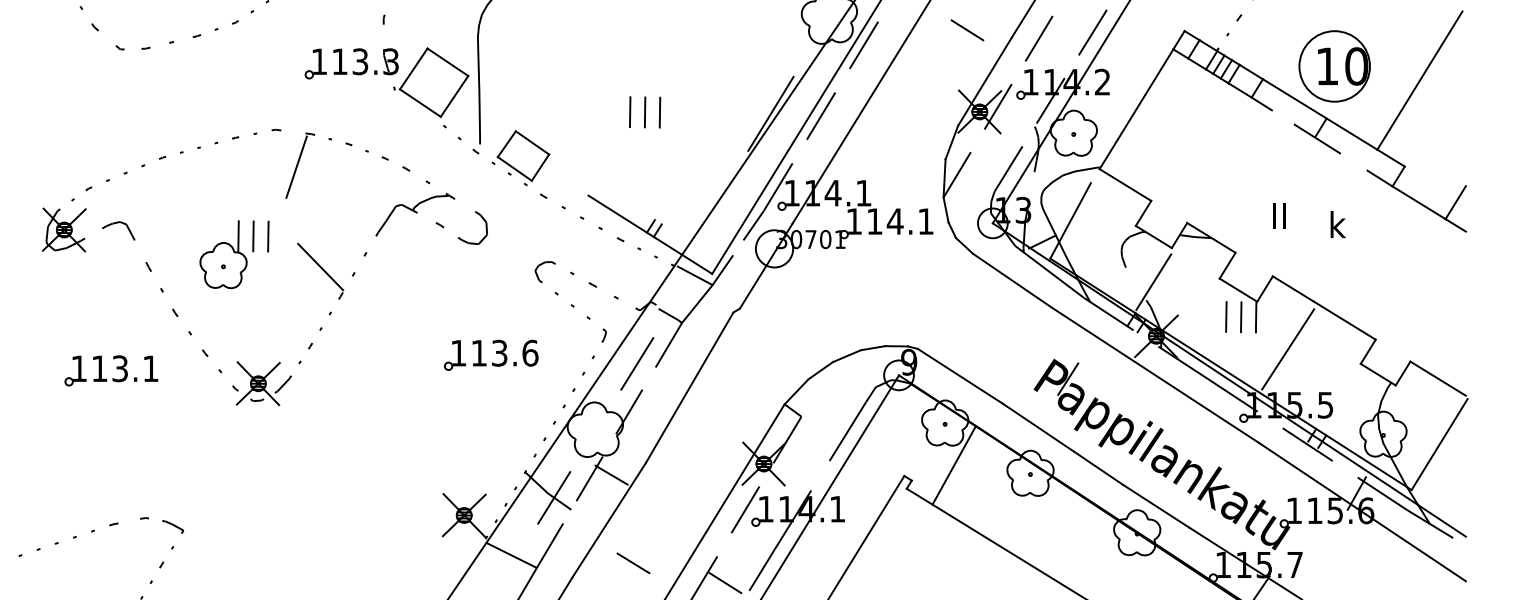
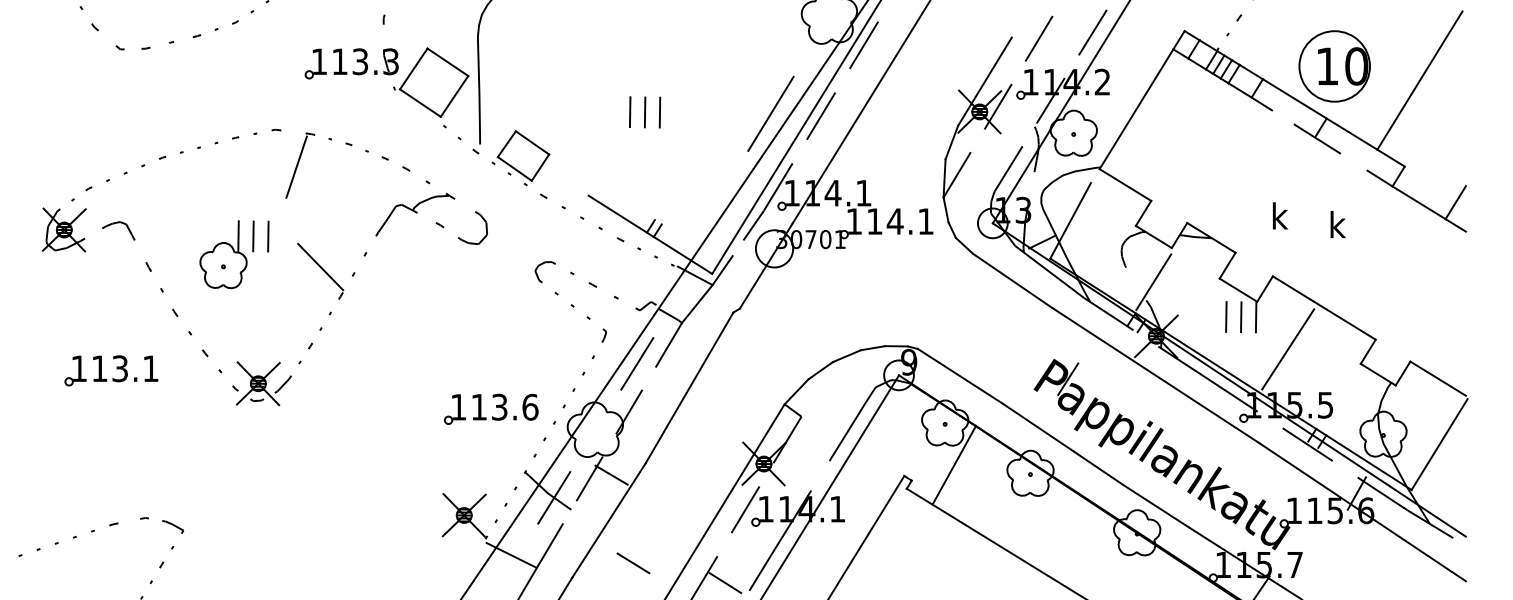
line: present -> none (1022, 19)
line: present -> none (967, 30)
text: II -> k (1280, 215)
line position: (651, 299) -> (664, 299) (664, 299)
part position: (491, 354) -> (491, 408) (491, 408)
